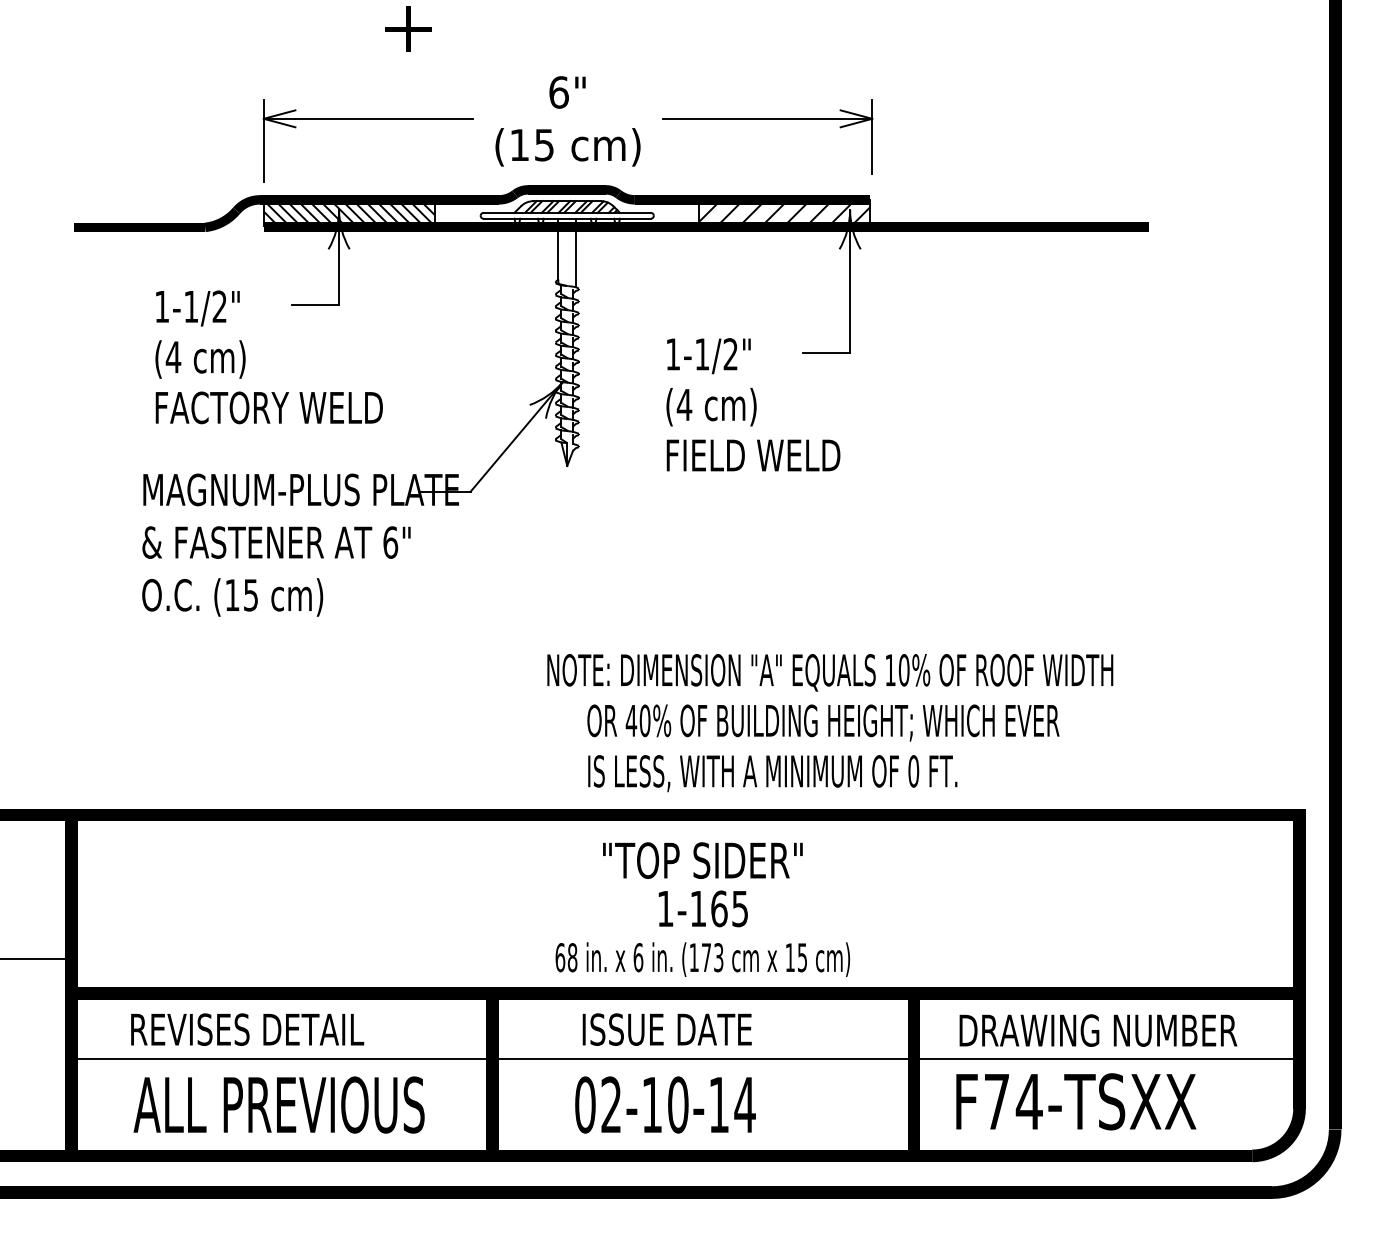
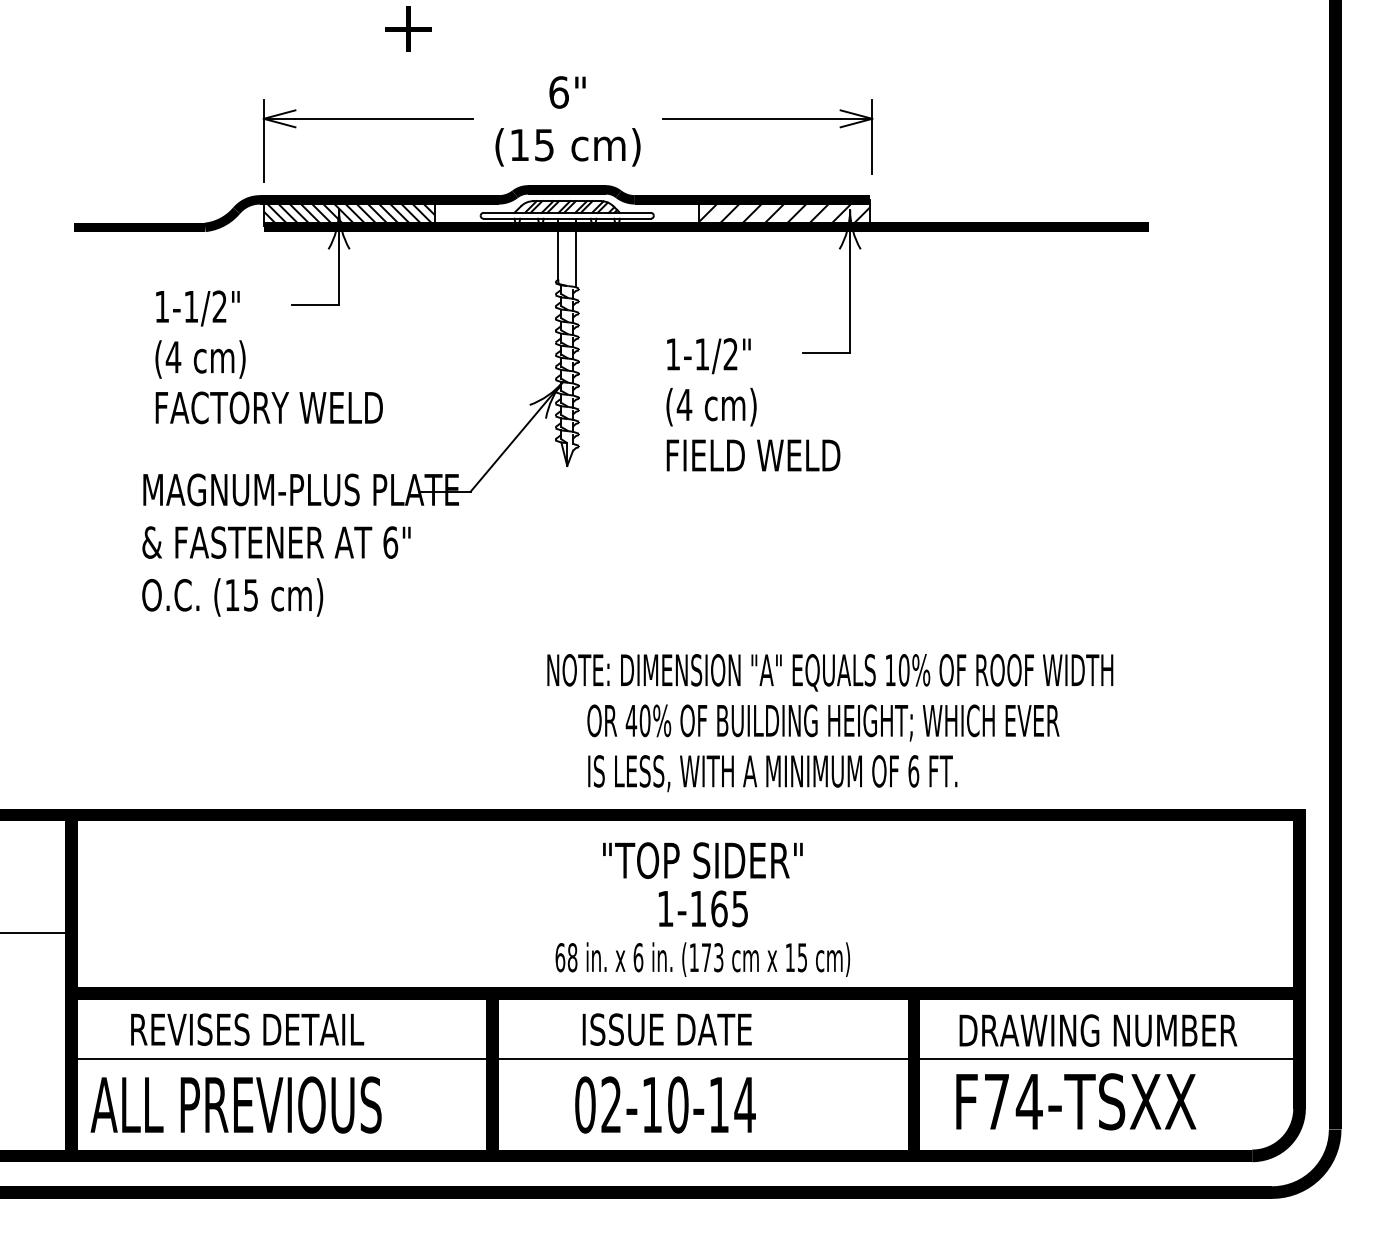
text: 0 -> 6 (913, 771)
line position: (36, 959) -> (36, 933) (36, 933)
text position: (278, 1104) -> (235, 1104) (235, 1104)
